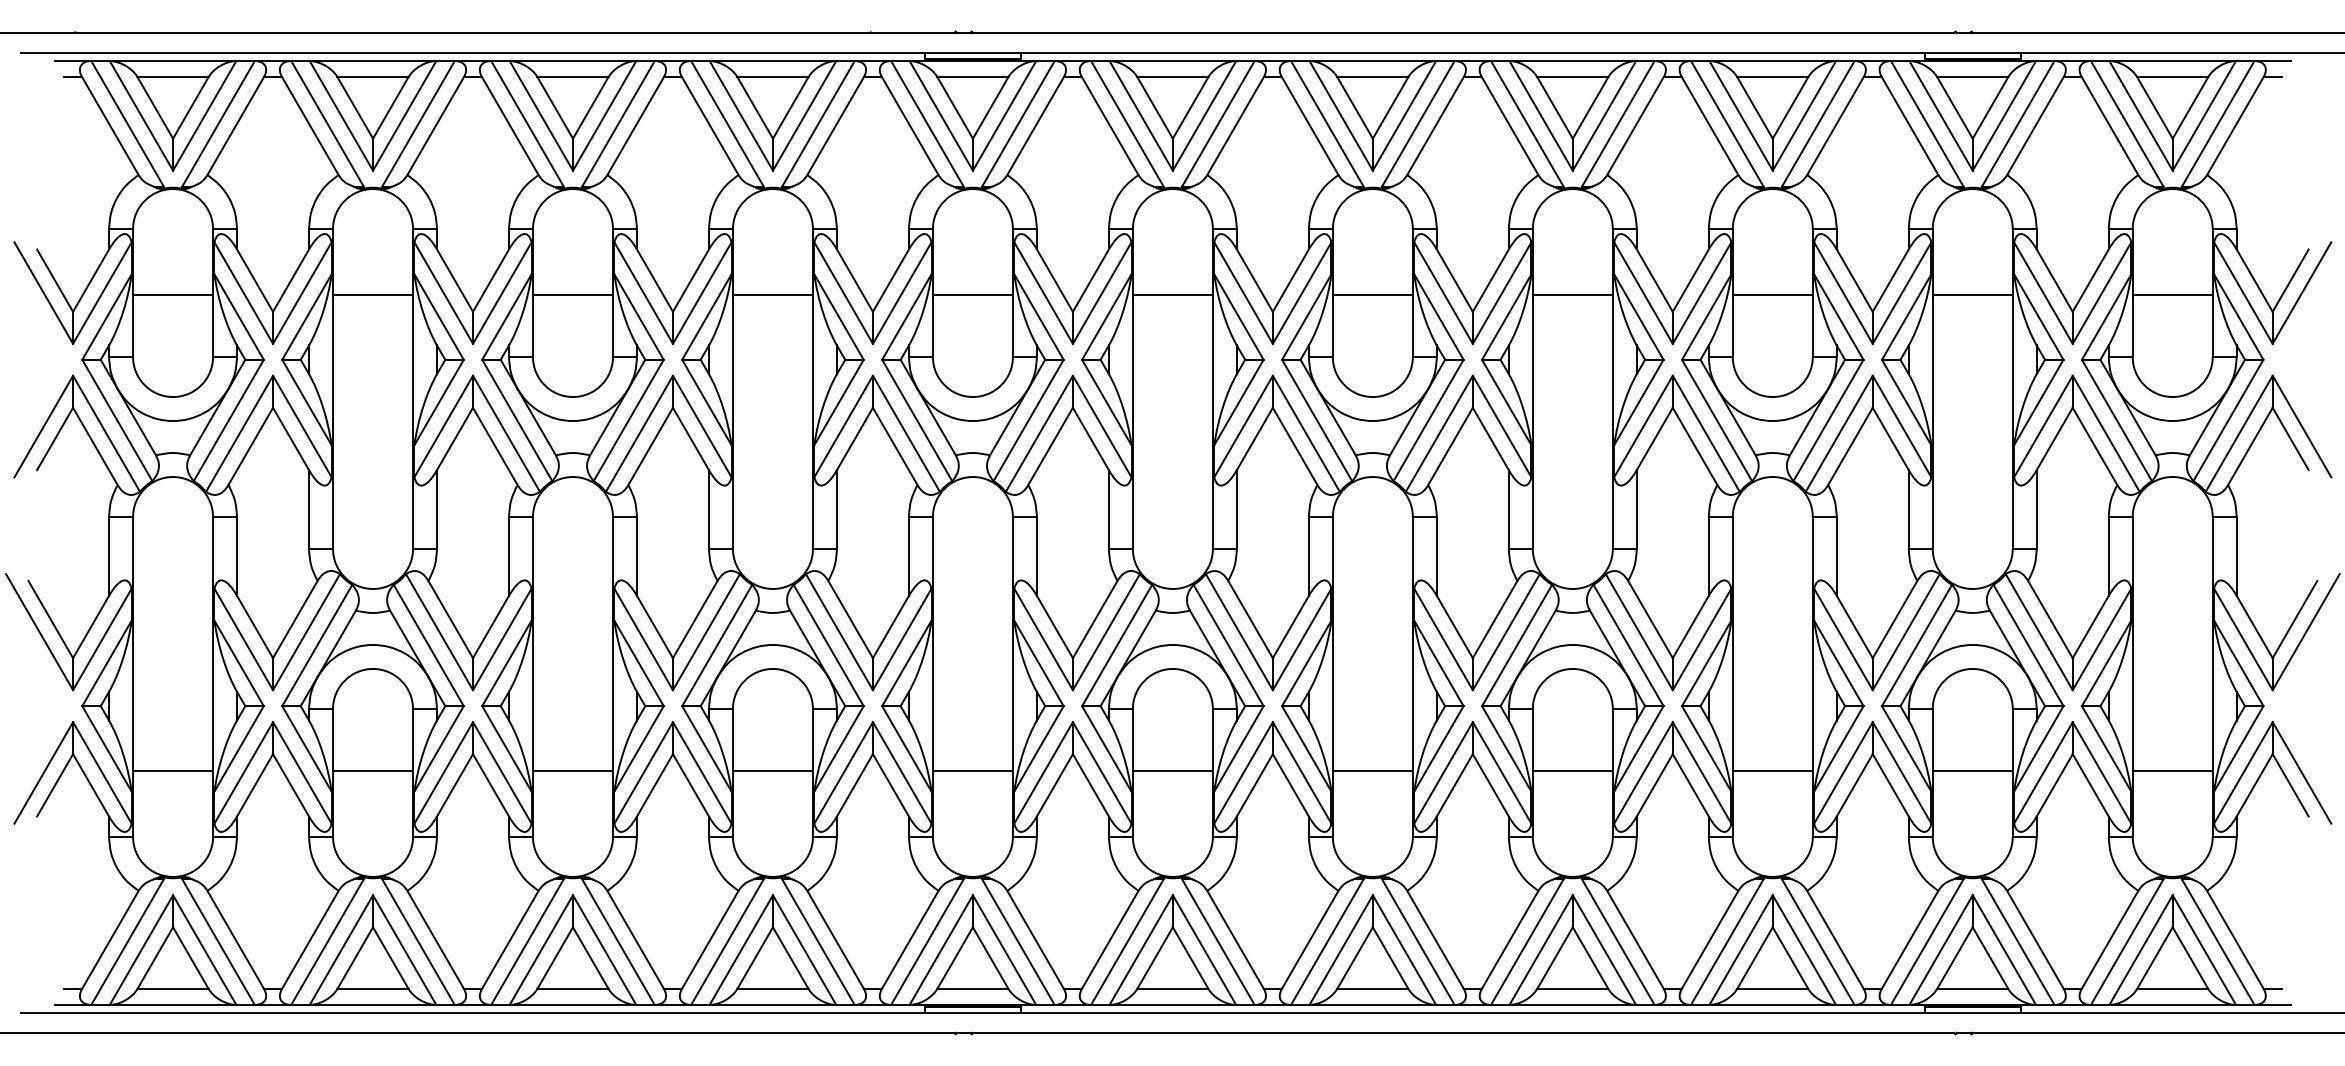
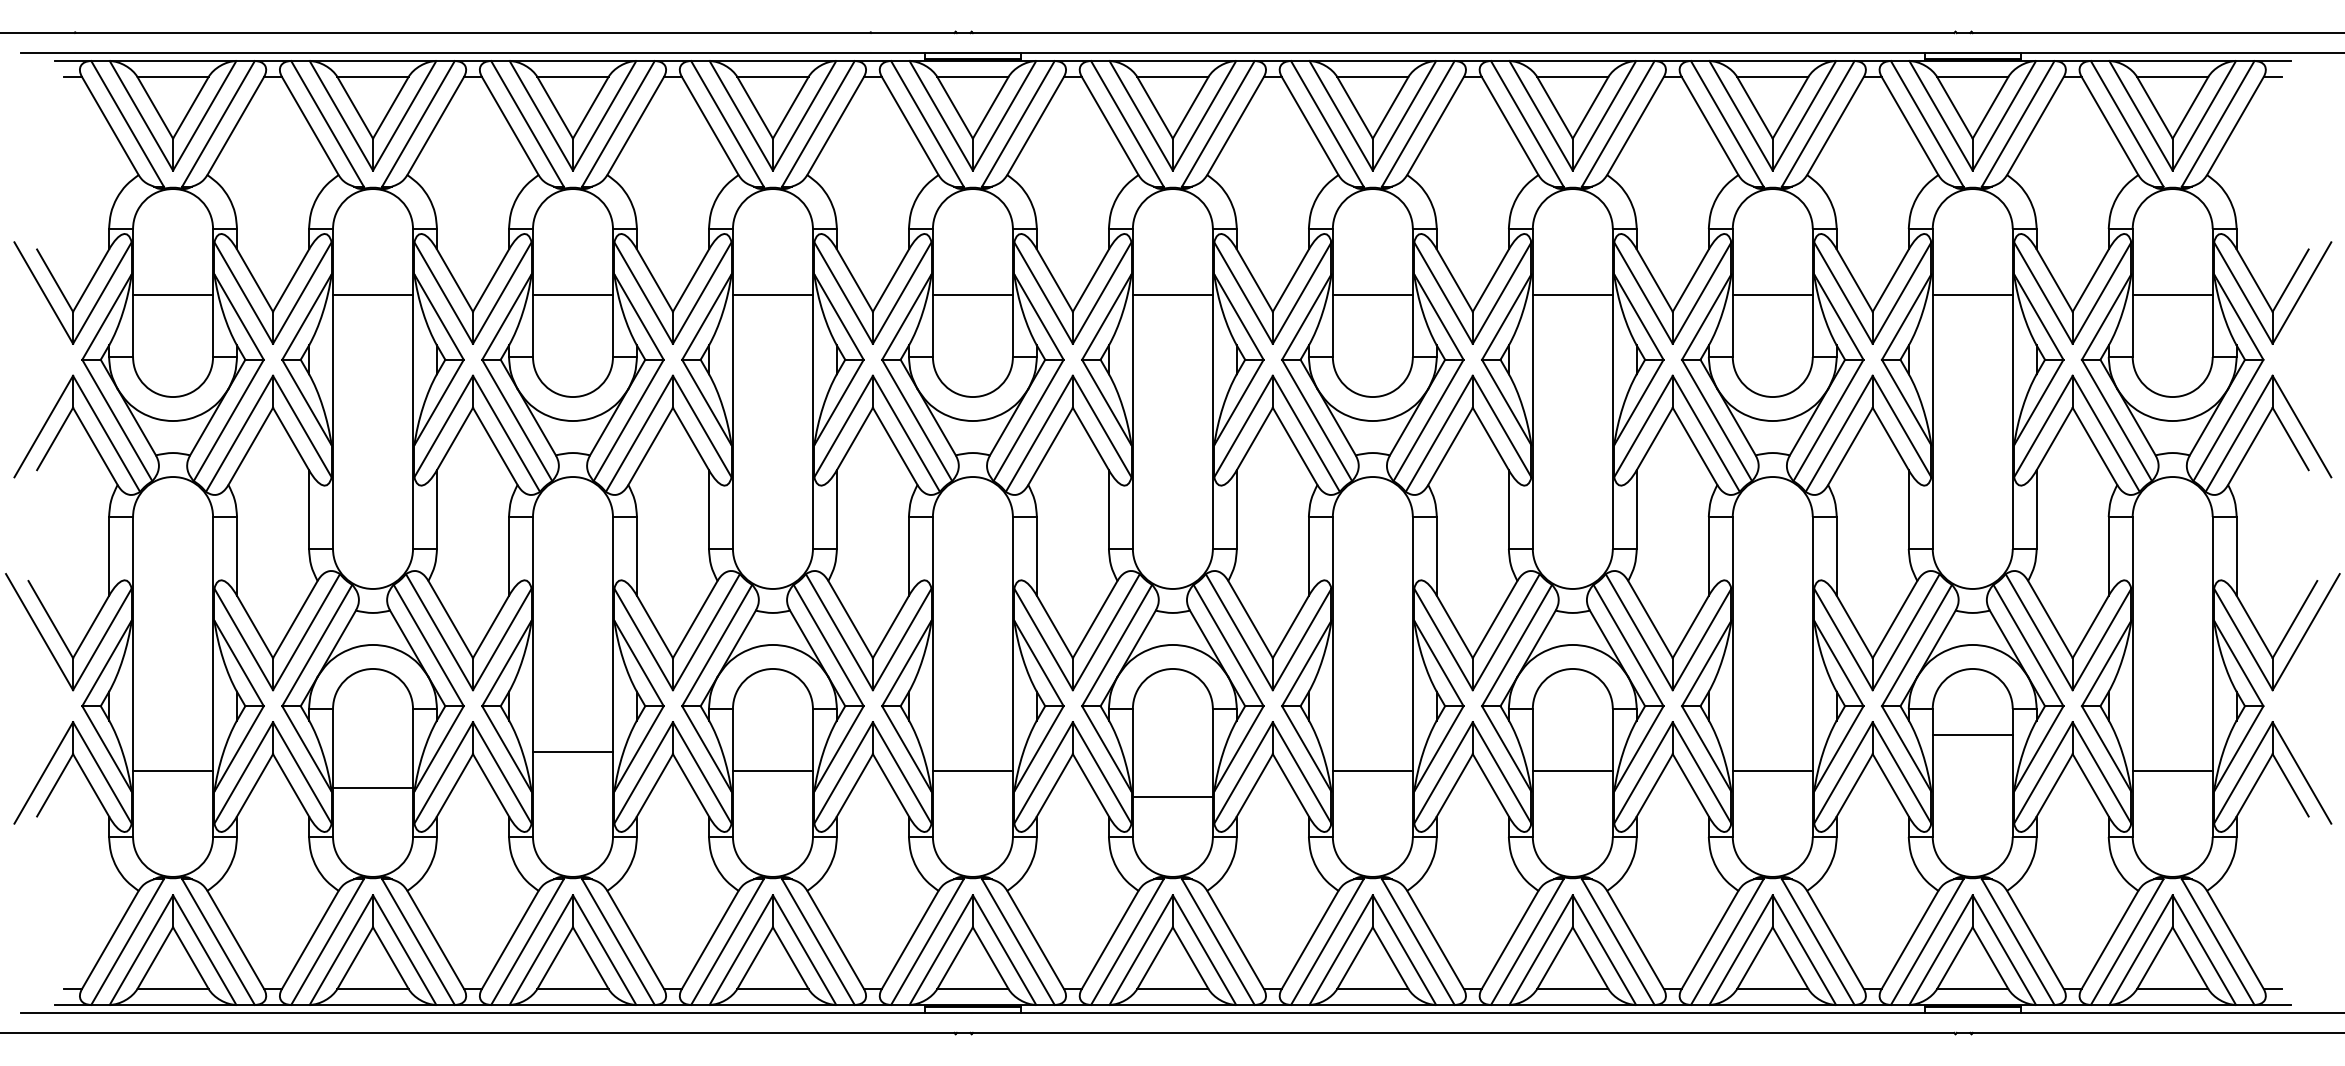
line position: (373, 770) -> (373, 787) (373, 787)
line position: (572, 770) -> (572, 751) (572, 751)
line position: (1172, 770) -> (1172, 796) (1172, 796)
line position: (1972, 770) -> (1972, 734) (1972, 734)
